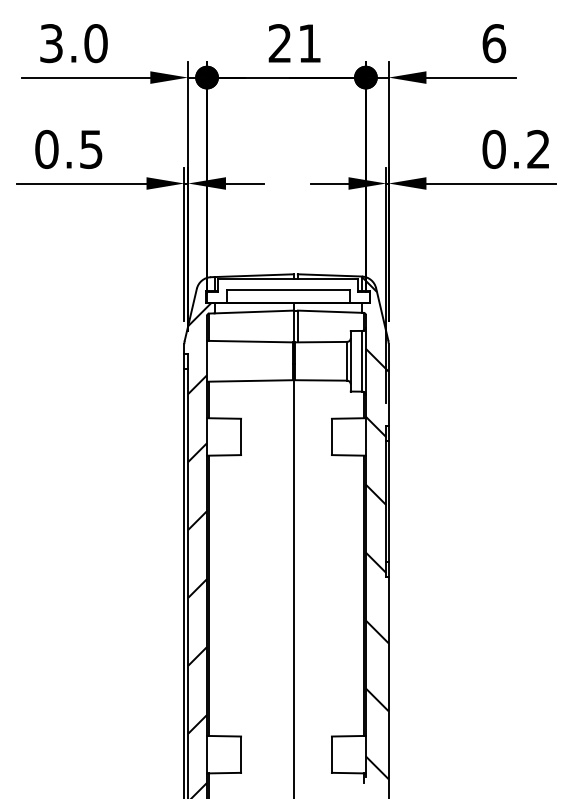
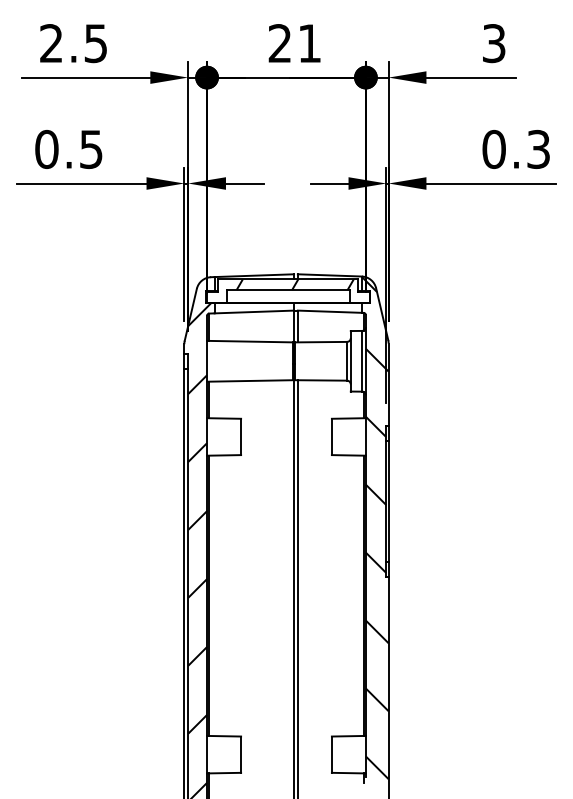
text: 3.0 -> 2.5 (73, 43)
text: 6 -> 3 (494, 43)
text: 0.2 -> 0.3 (538, 149)
hatch: none -> present (294, 284)
line: none -> present (297, 587)
